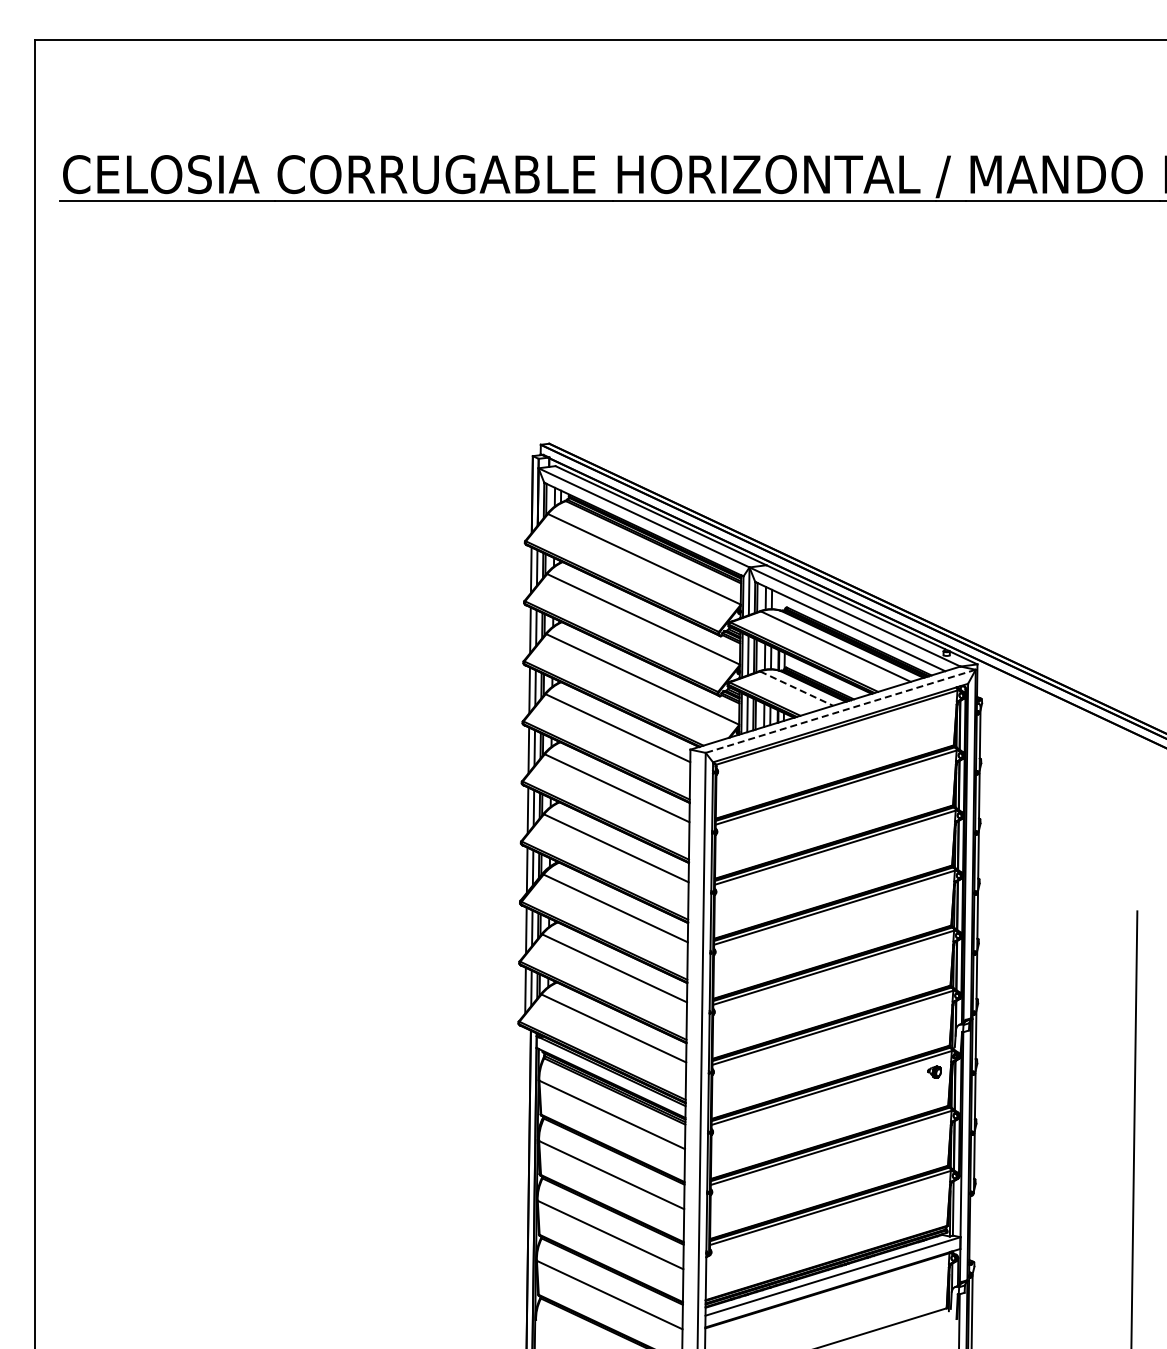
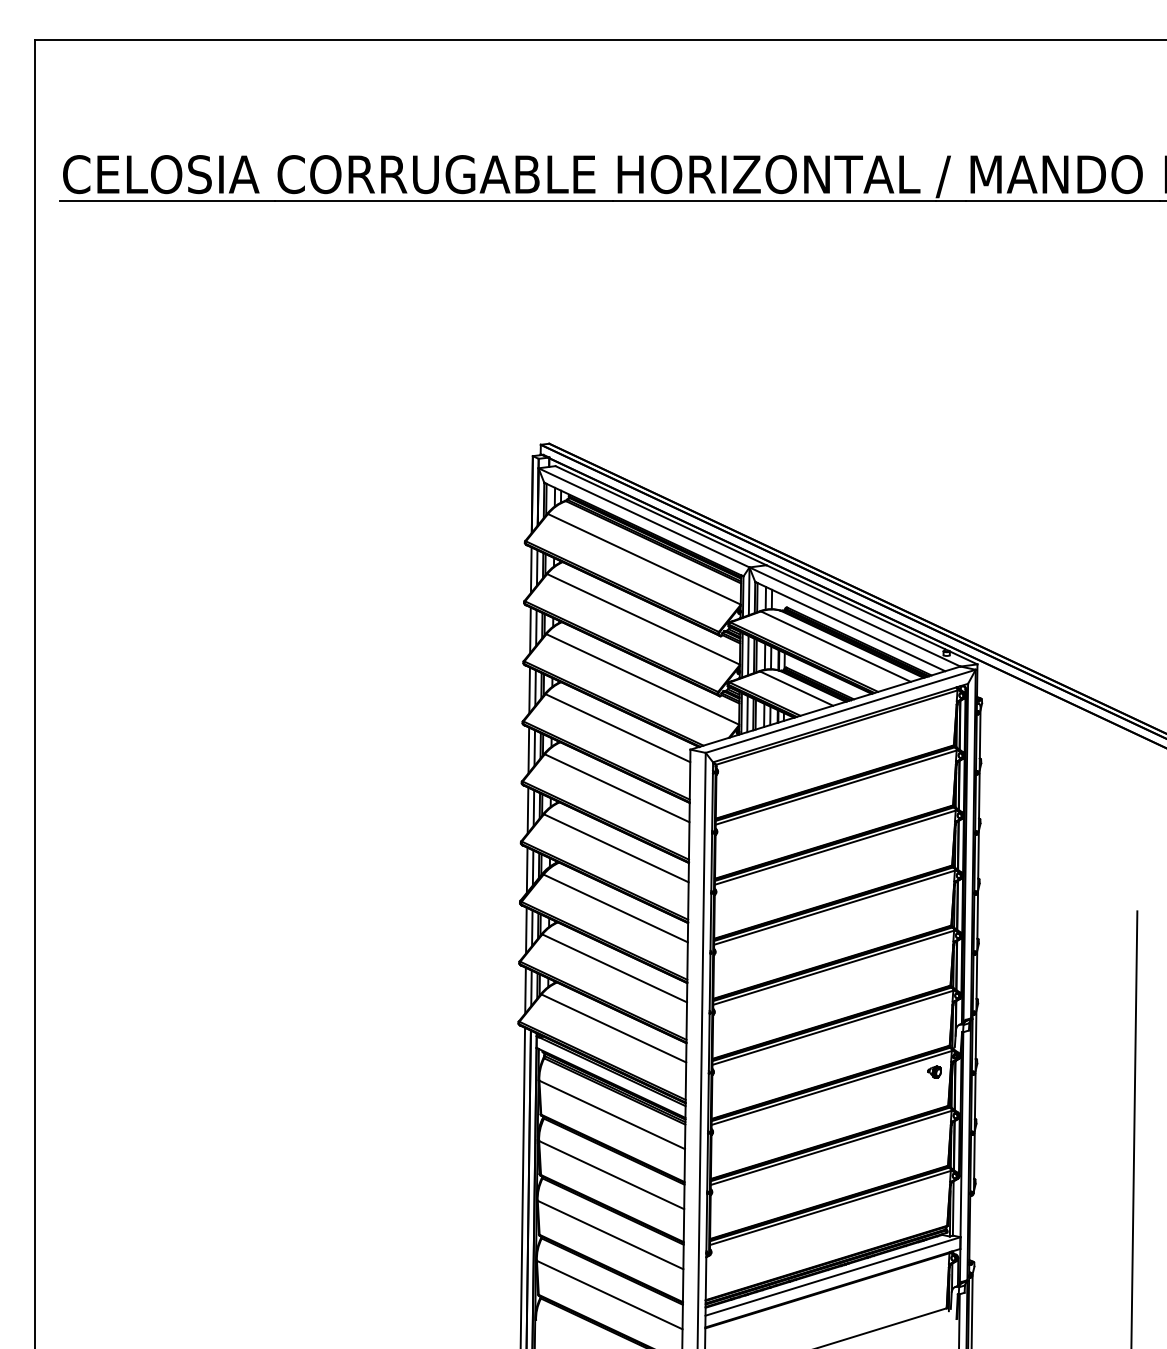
line: dashed -> solid (797, 688)
line: dashed -> solid (840, 711)
line: none -> present (522, 1186)
